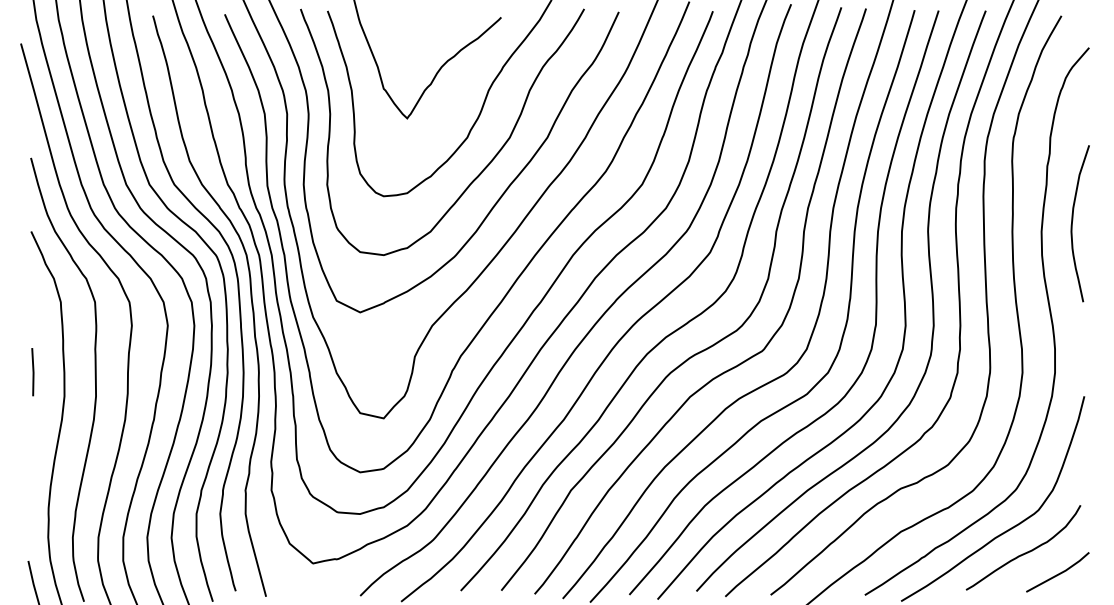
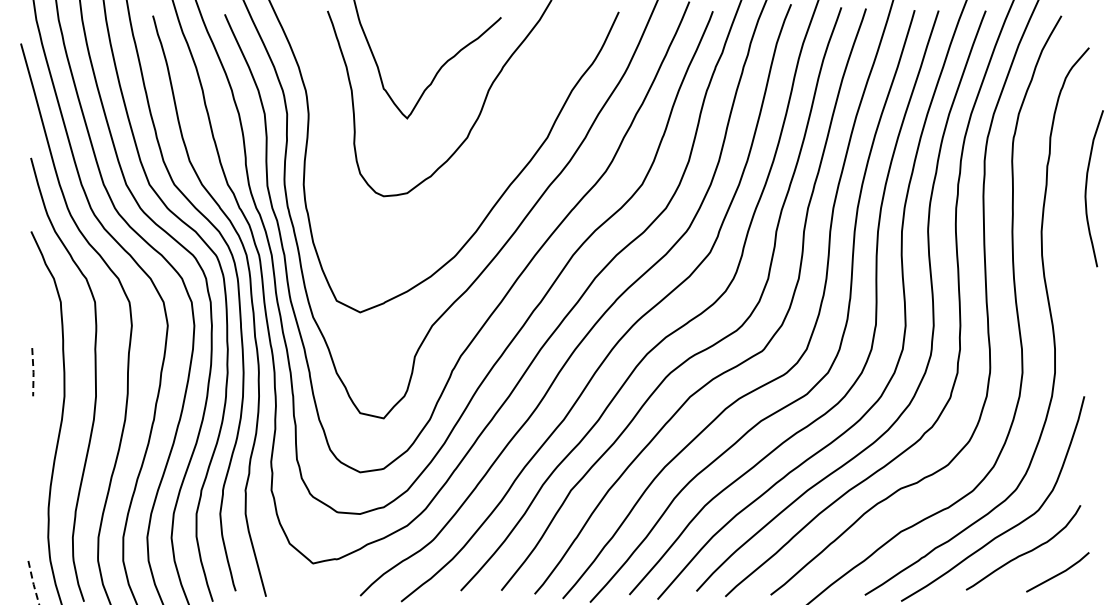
curve: present -> none (483, 168)
curve position: (1073, 220) -> (1087, 185) (1087, 185)
line: solid -> dashed (33, 372)
line: solid -> dashed (33, 583)
